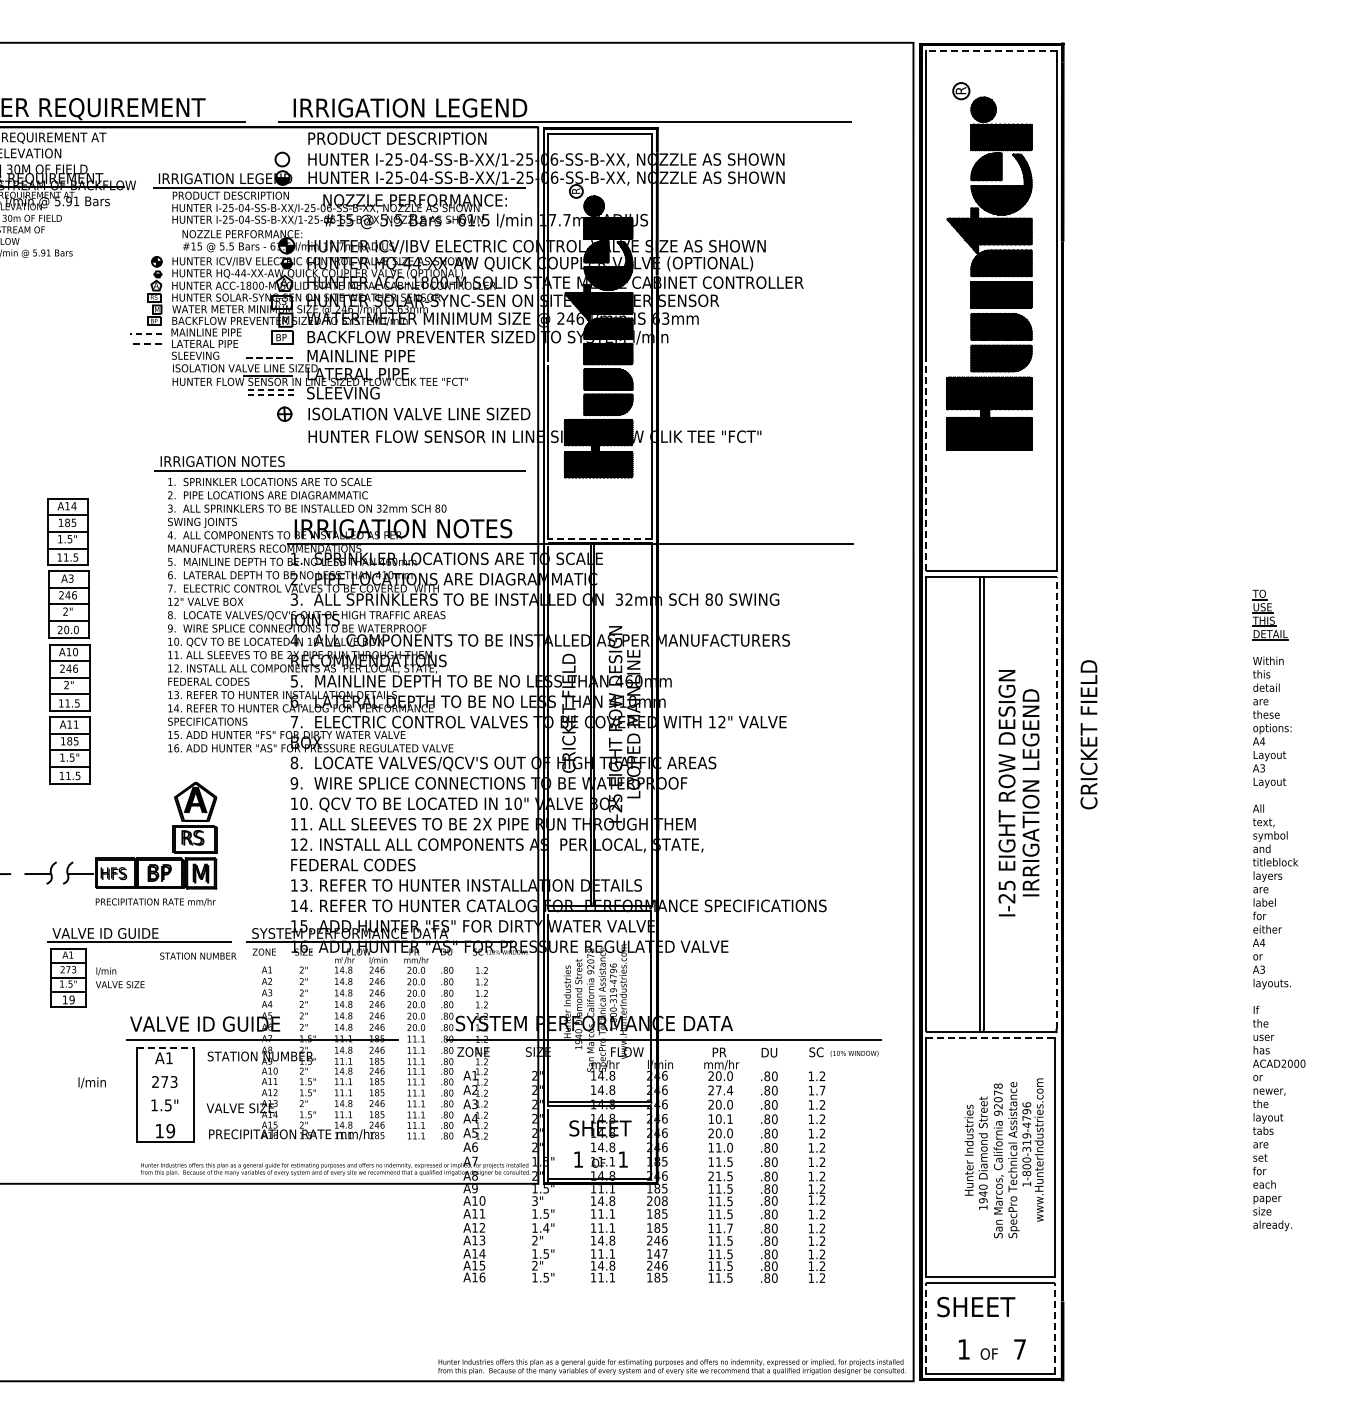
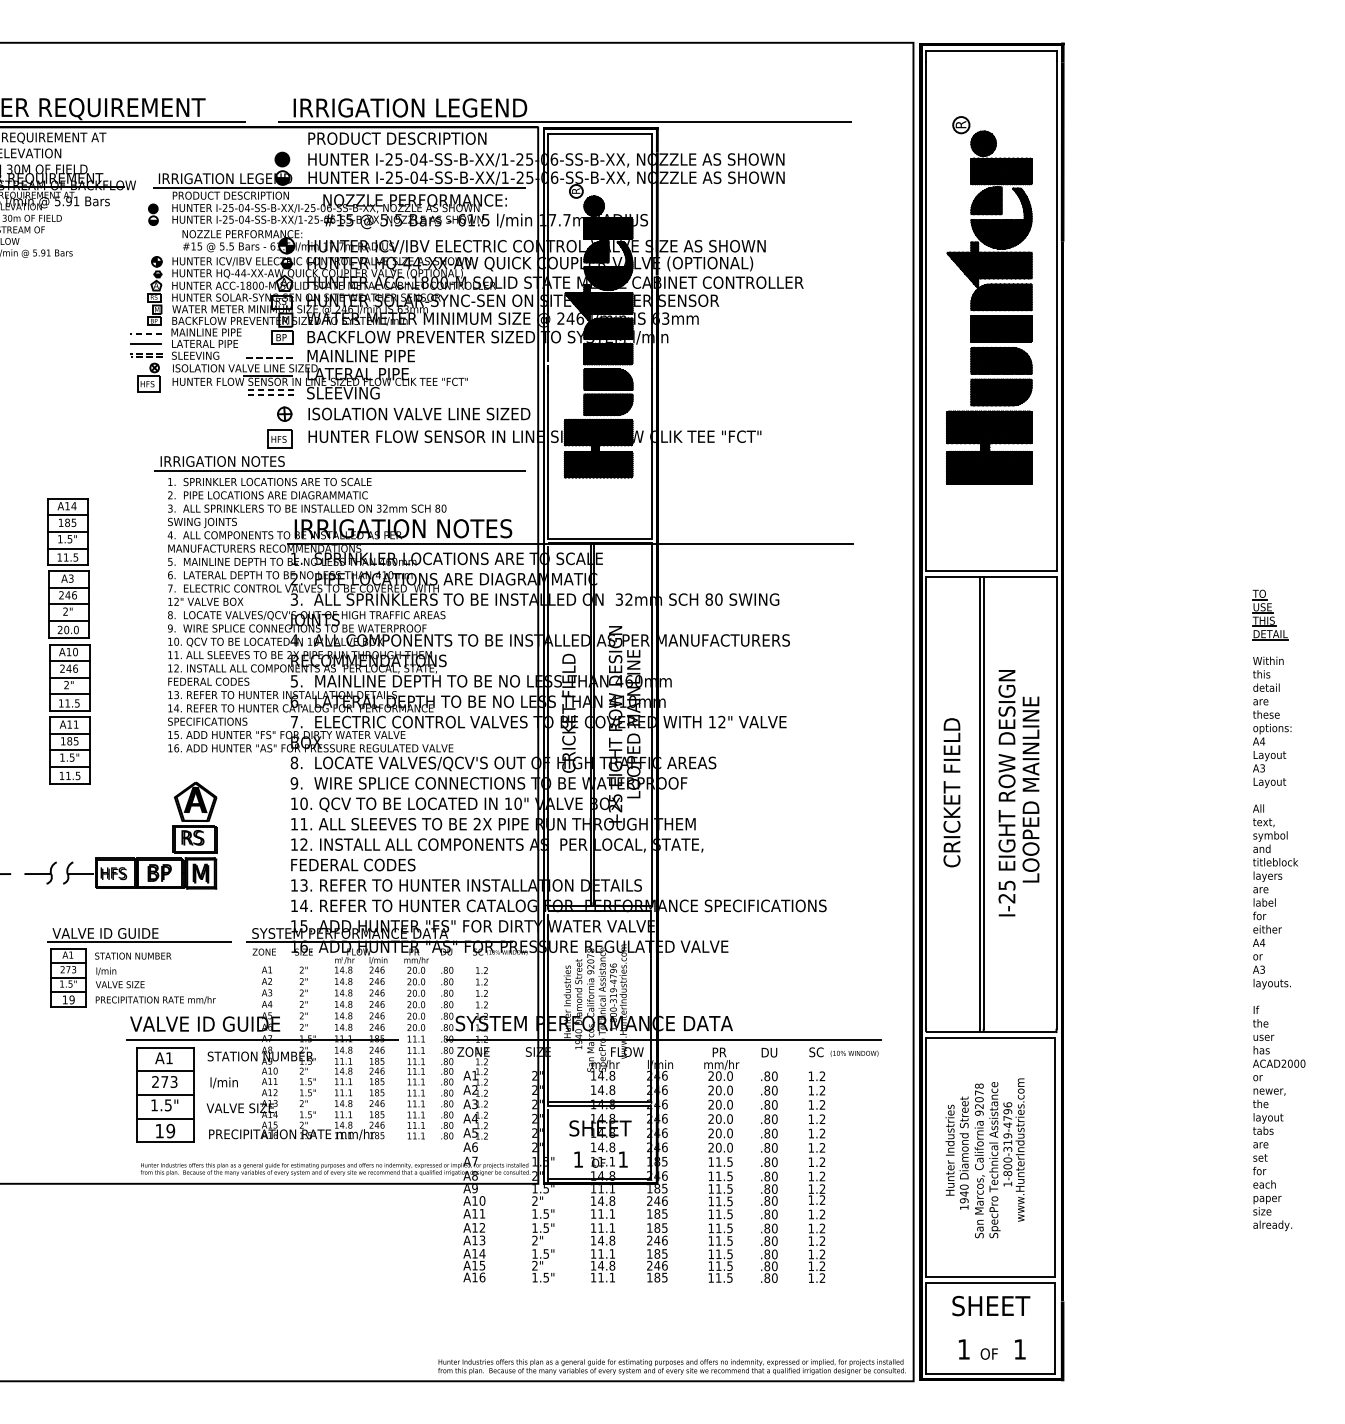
line: dashed -> solid (990, 51)
fill: none -> present (282, 159)
part: none -> present (153, 214)
part position: (989, 266) -> (989, 300) (989, 300)
line: dashed -> solid (146, 344)
part: none -> present (146, 372)
part: none -> present (279, 438)
line: dashed -> solid (926, 464)
line: dashed -> solid (599, 538)
text position: (1088, 734) -> (951, 792) (951, 792)
text: IRRIGATION LEGEND -> LOOPED MAINLINE (1030, 792)
line: dashed -> solid (1056, 802)
text position: (155, 902) -> (155, 1000) (155, 1000)
text position: (198, 955) -> (133, 955) (133, 955)
line: dashed -> solid (990, 1037)
line: dashed -> solid (166, 1047)
line: none -> present (165, 1071)
text position: (91, 1082) -> (223, 1082) (223, 1082)
text: 27.4 -> 20.0 (724, 1090)
text: 1.7 -> 1.2 (822, 1090)
line: none -> present (165, 1095)
line: none -> present (165, 1118)
text: 10.1 -> 20.0 (720, 1118)
text: 11.0 -> 20.0 (714, 1147)
text position: (1003, 1158) -> (984, 1158) (984, 1158)
text: 21.5 -> 11.5 (710, 1175)
text: 3" -> 2" (534, 1200)
text: 208 -> 246 (660, 1200)
text: 1.4" -> 1.5" (546, 1227)
text: 11.7 -> 11.5 (729, 1228)
text: 147 -> 185 (660, 1253)
text position: (976, 1306) -> (991, 1305) (991, 1305)
line: dashed -> solid (926, 1328)
line: dashed -> solid (1055, 1328)
text: 7 -> 1 (1019, 1349)
